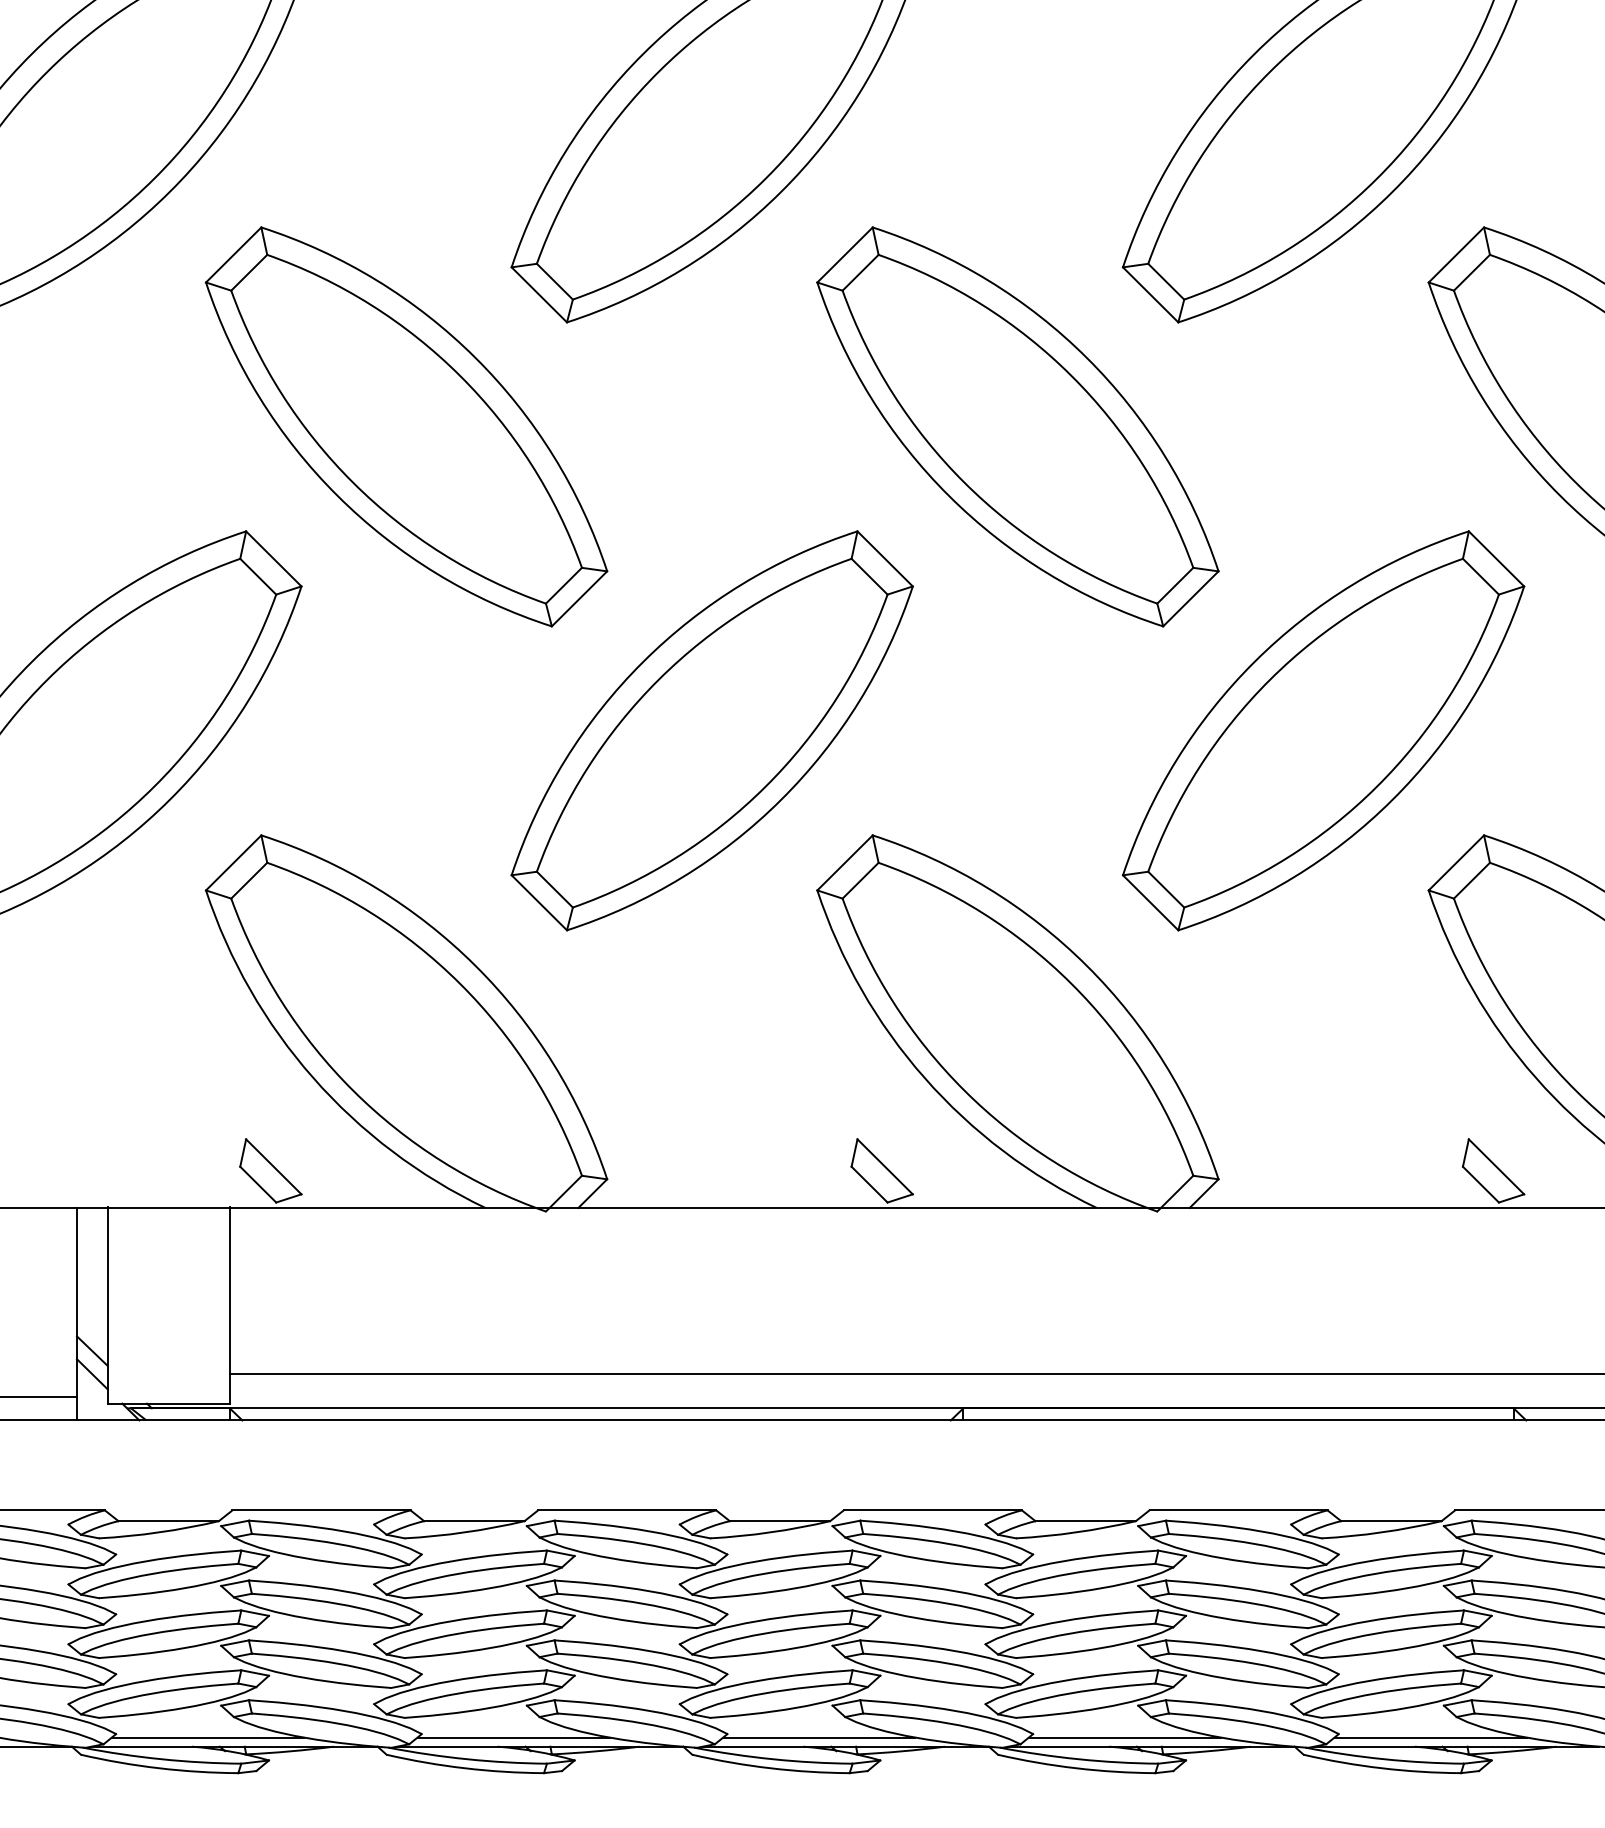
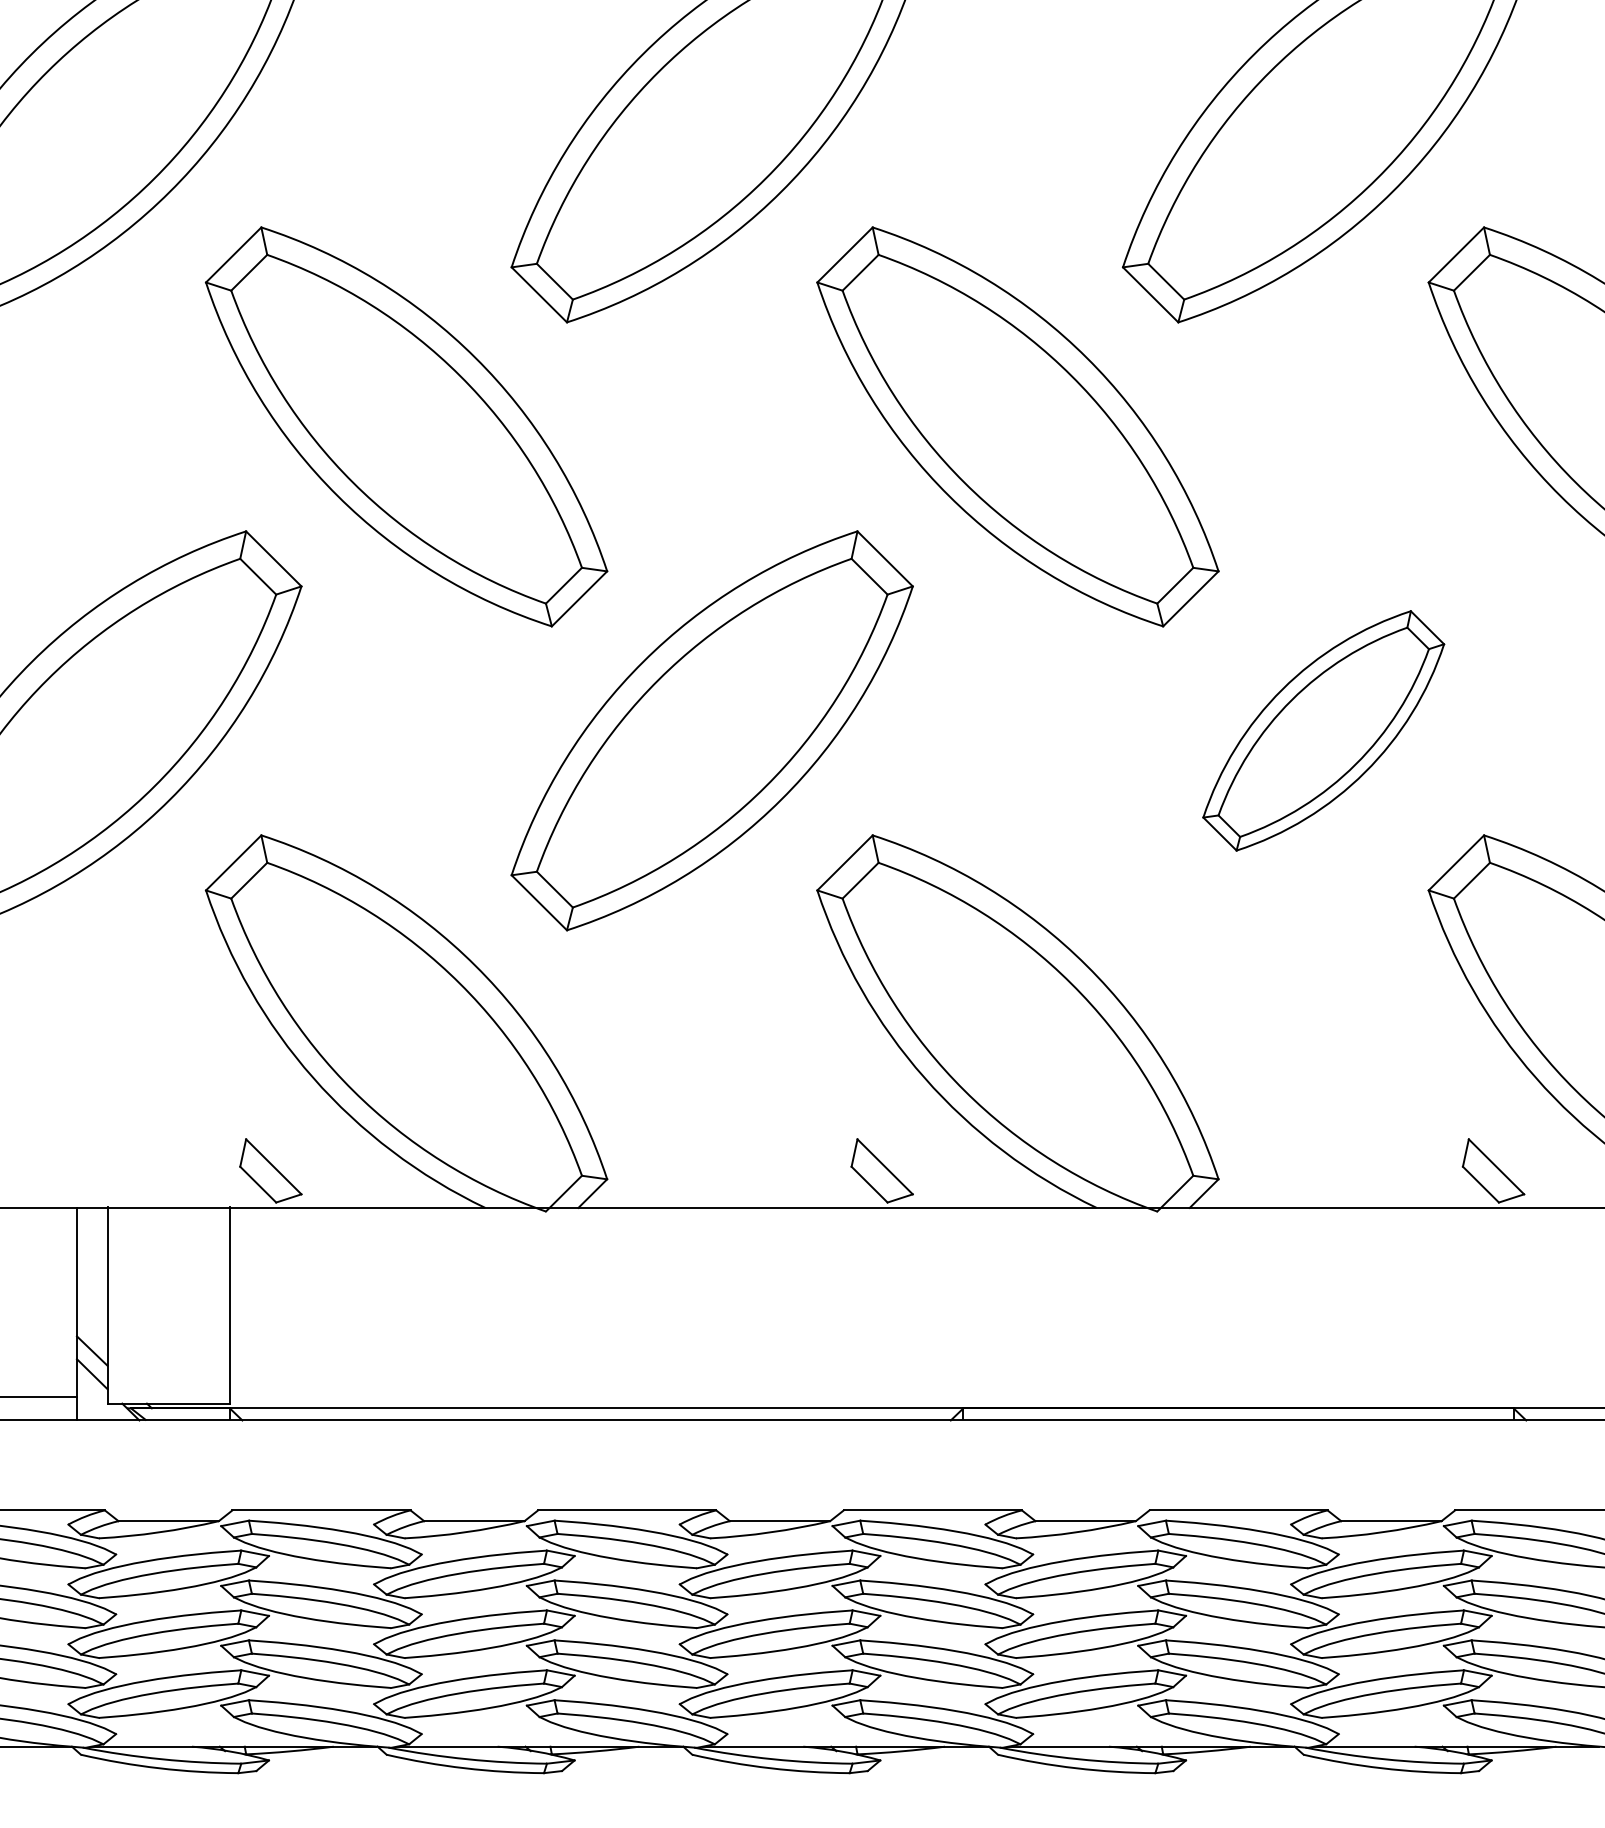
part size: 404x402 px -> 244x242 px (1323, 730)
line: present -> none (915, 1373)
line: present -> none (208, 1737)
line: present -> none (513, 1737)
line: present -> none (819, 1737)
line: present -> none (1125, 1737)
line: present -> none (1430, 1737)
